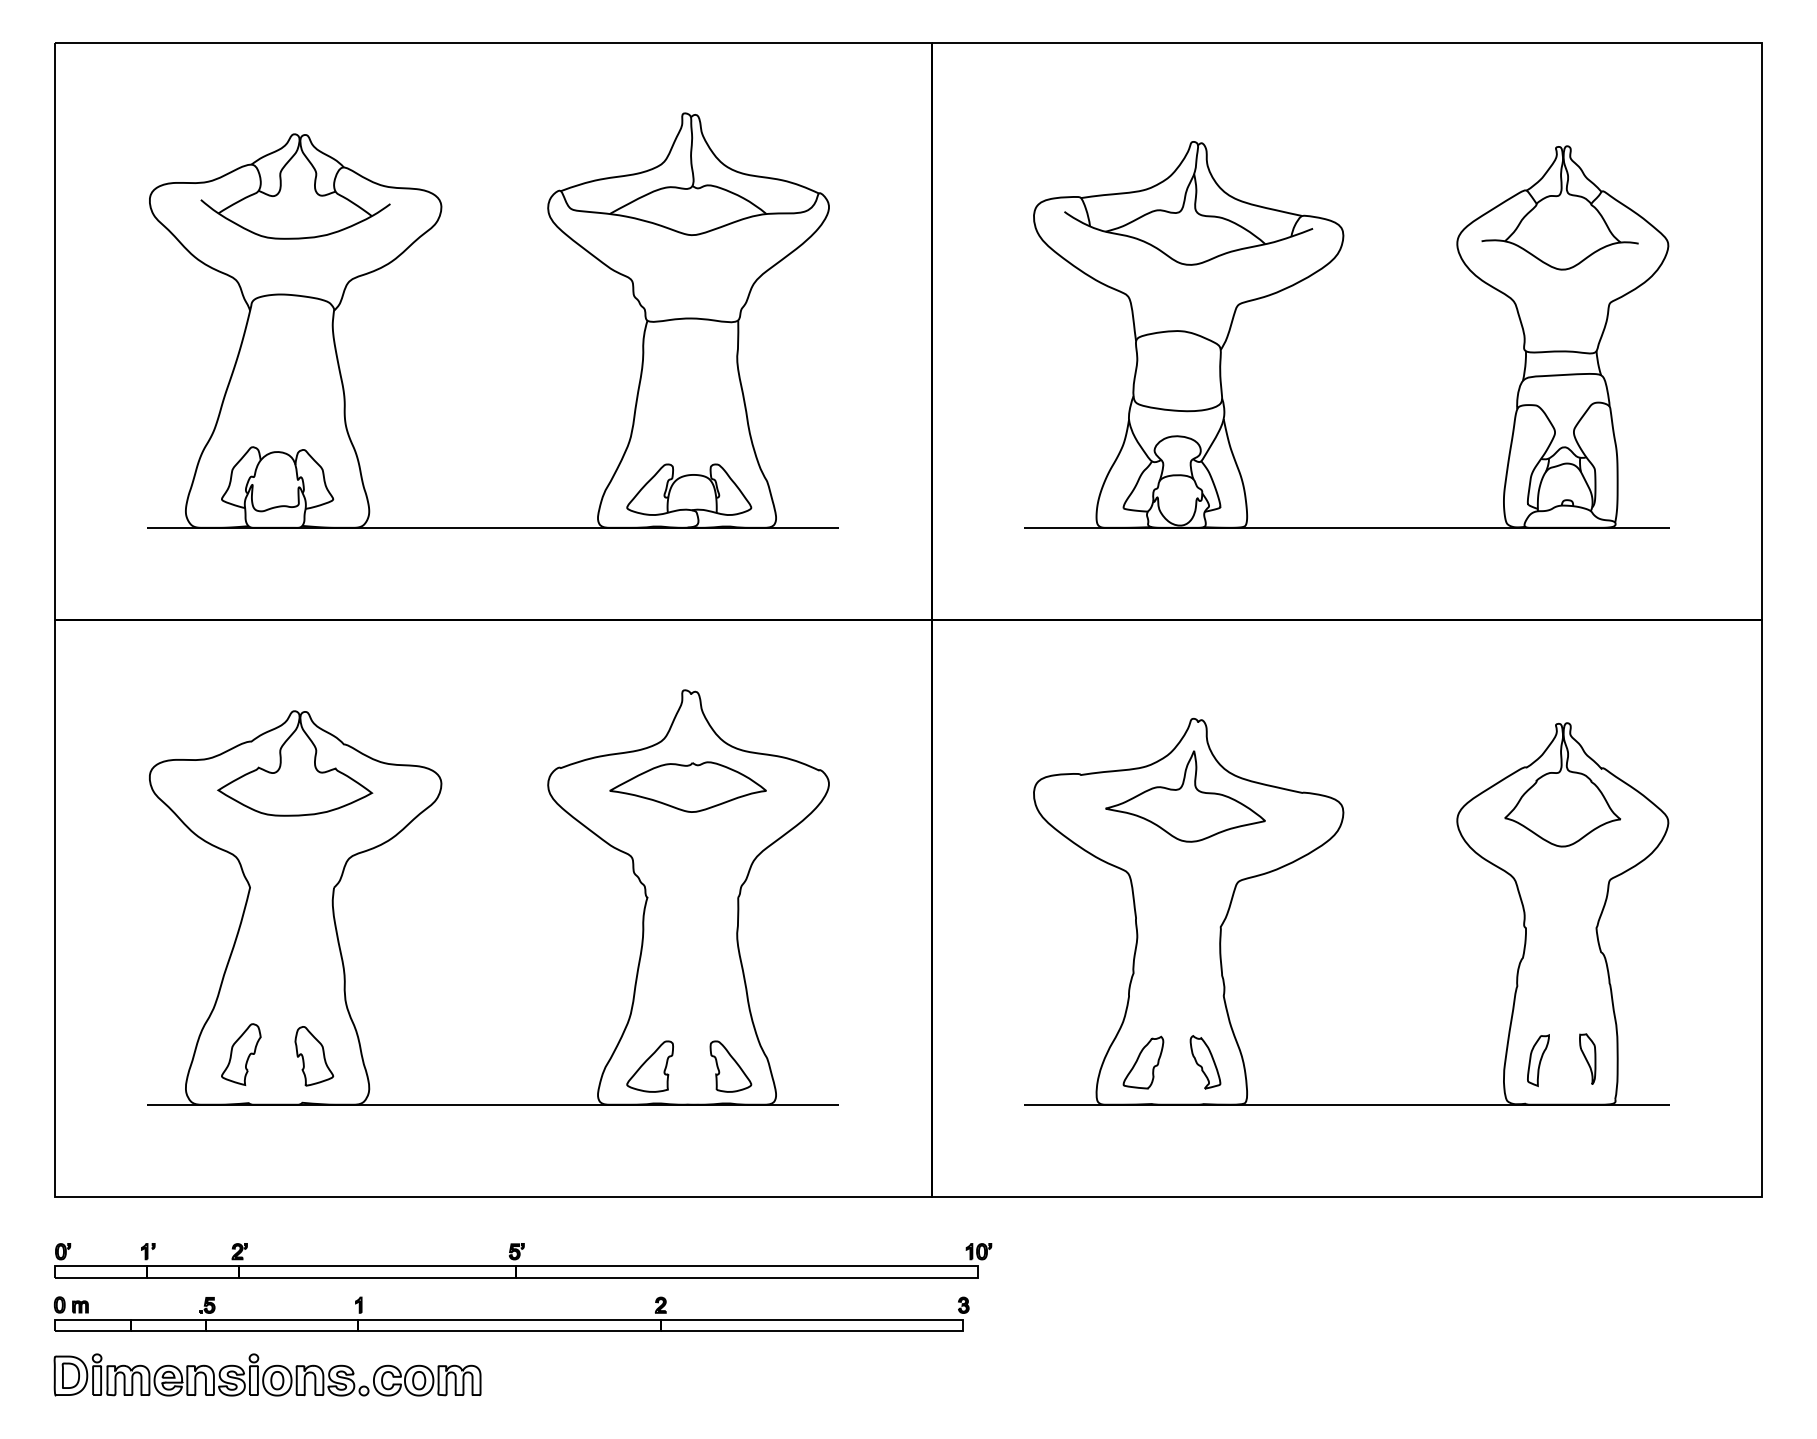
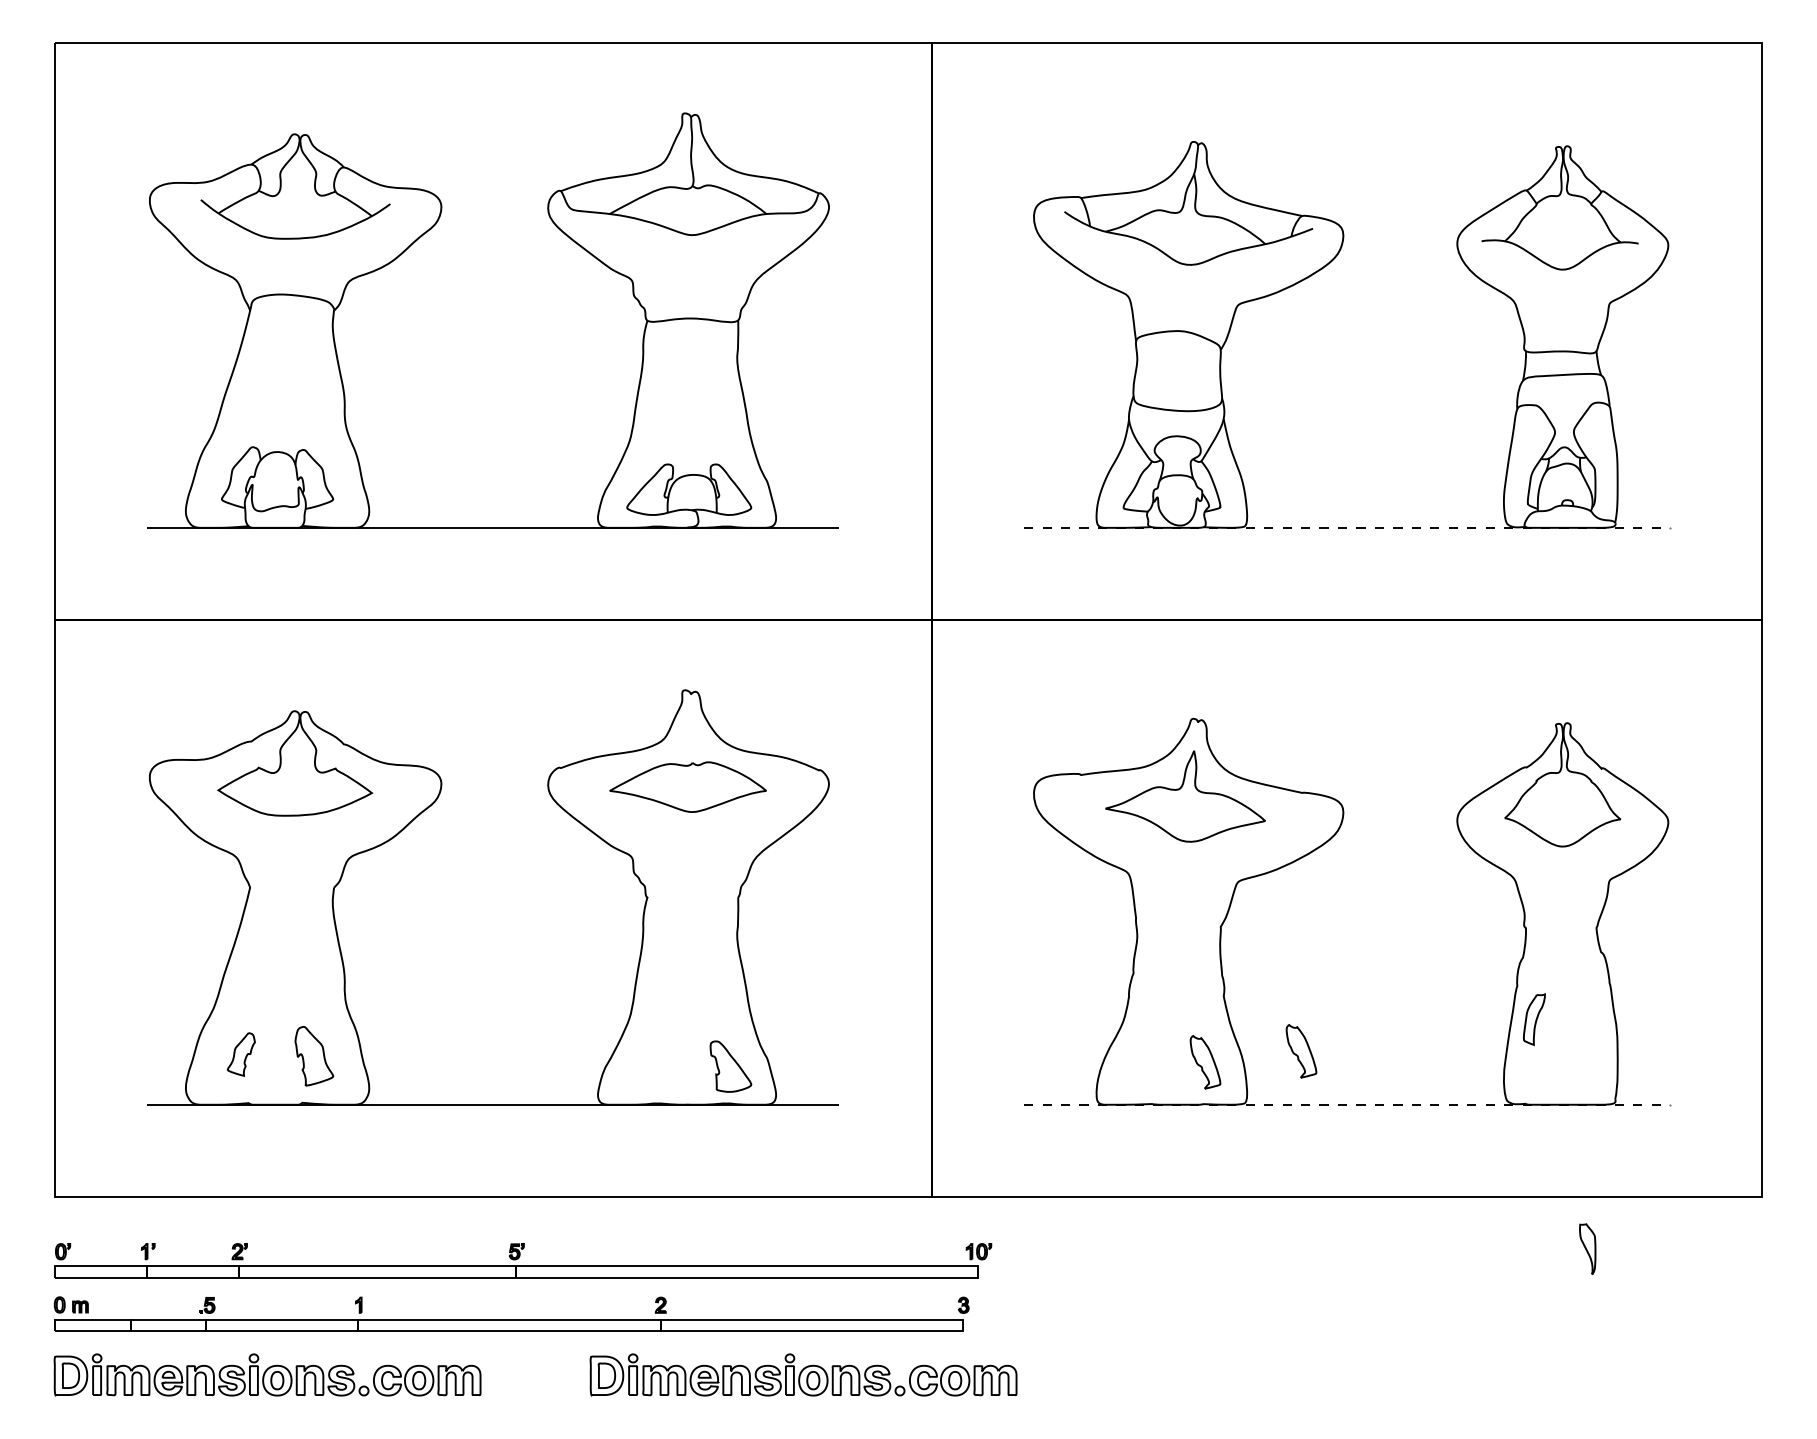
line: solid -> dashed (1347, 527)
part: none -> present (1301, 1051)
part size: 41x63 px -> 29x45 px (241, 1054)
part position: (1587, 1058) -> (1587, 1248) (1587, 1248)
part position: (1538, 1060) -> (1534, 1019) (1534, 1019)
part: present -> none (1143, 1062)
part: present -> none (649, 1066)
line: solid -> dashed (1347, 1104)
part: none -> present (803, 1374)
